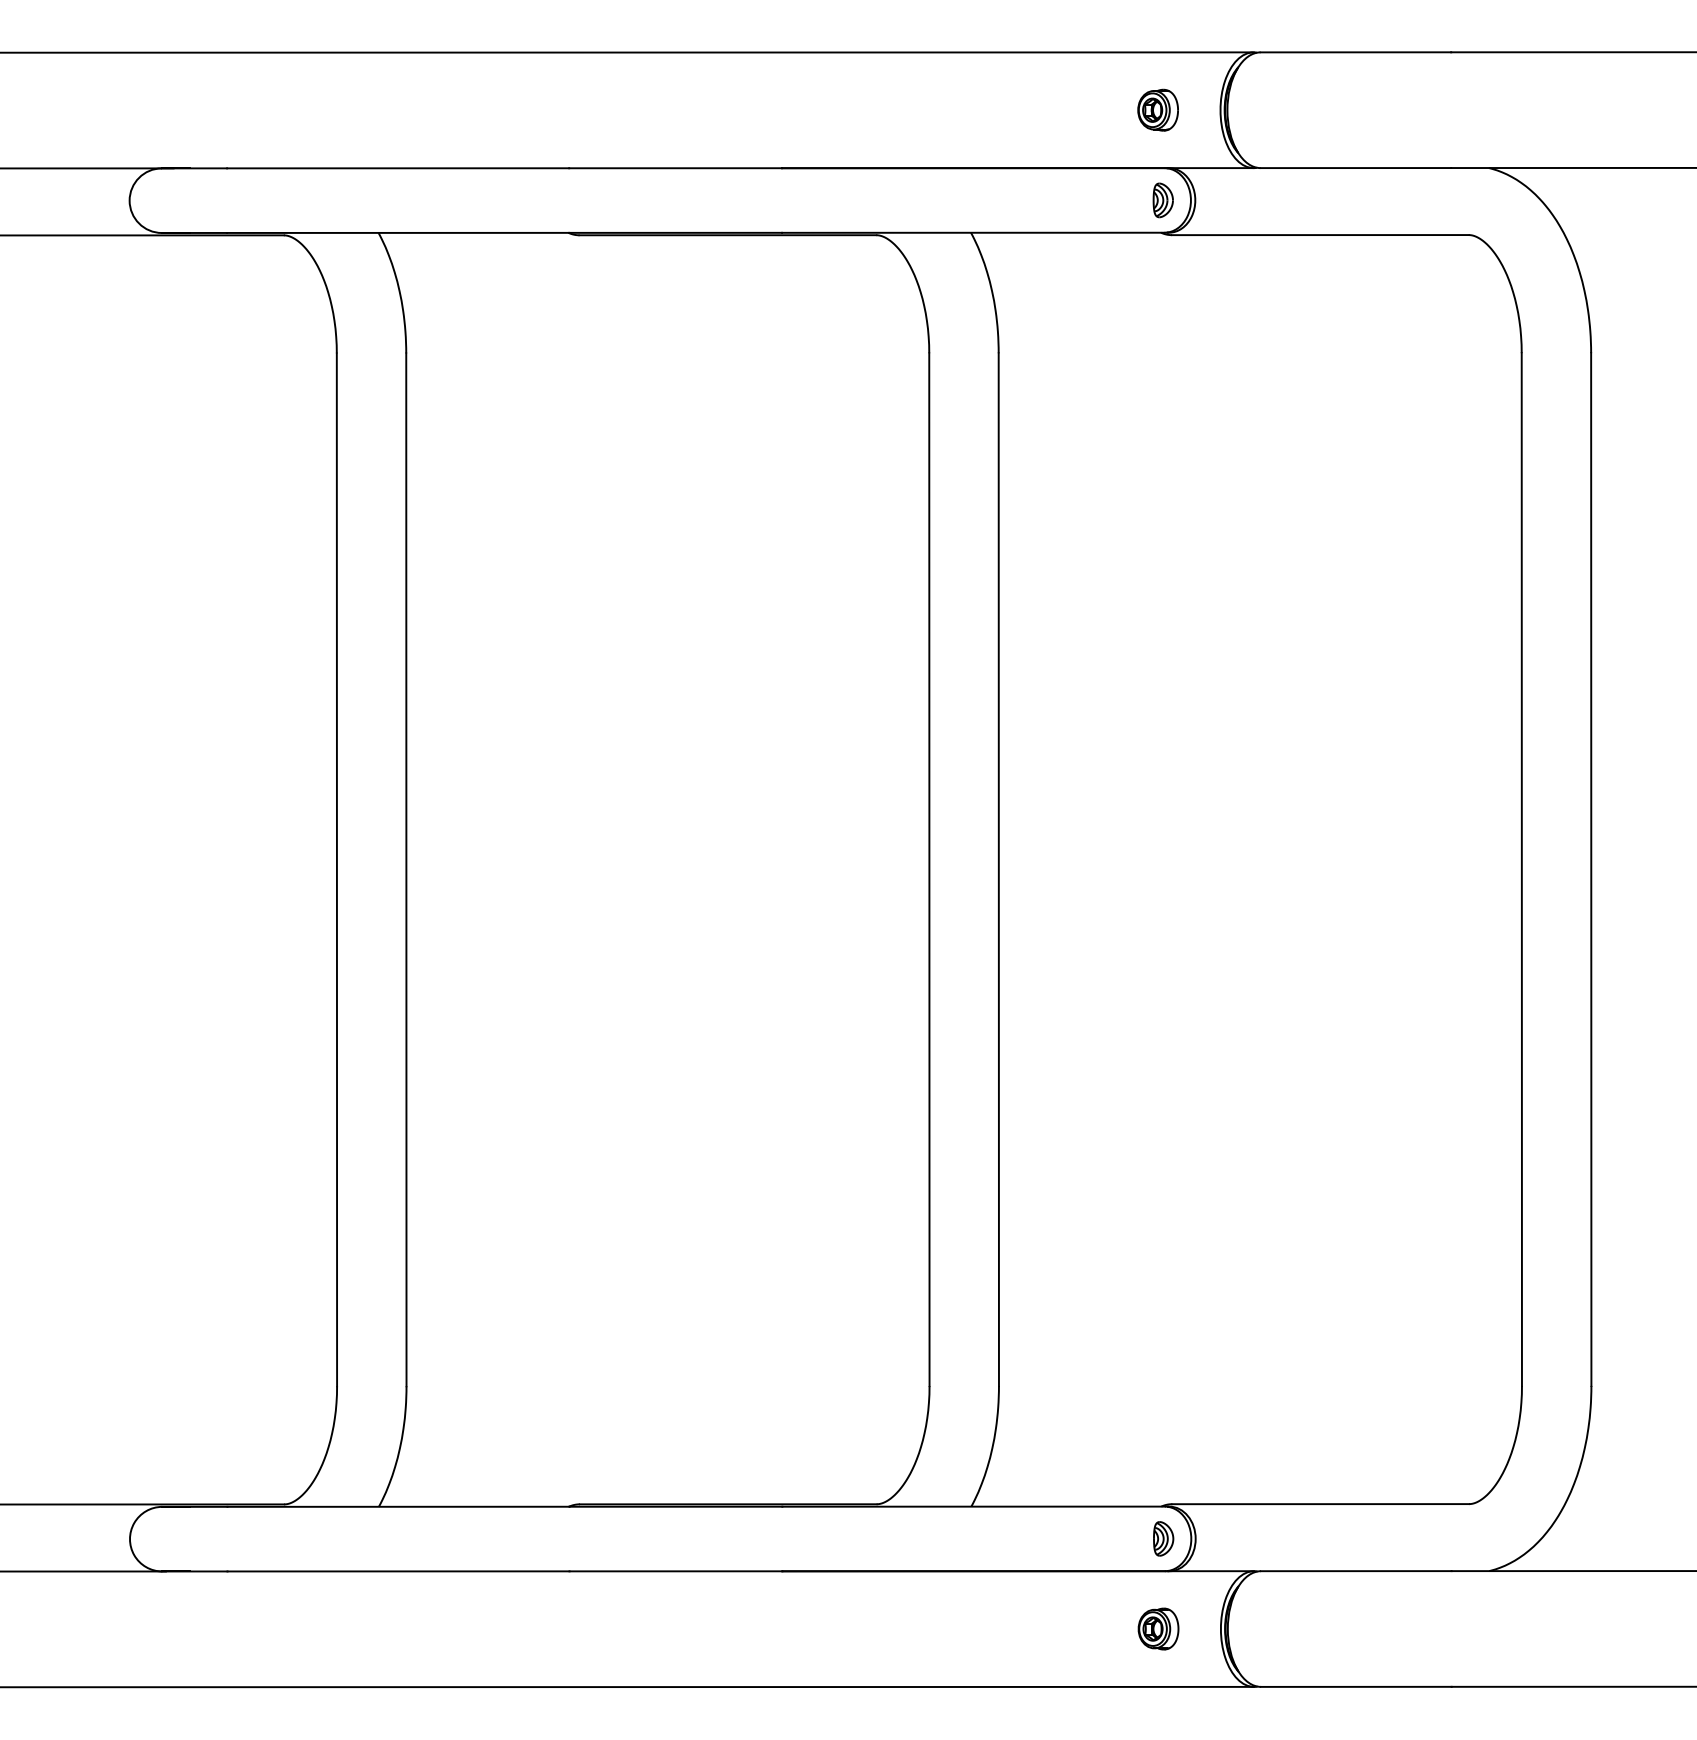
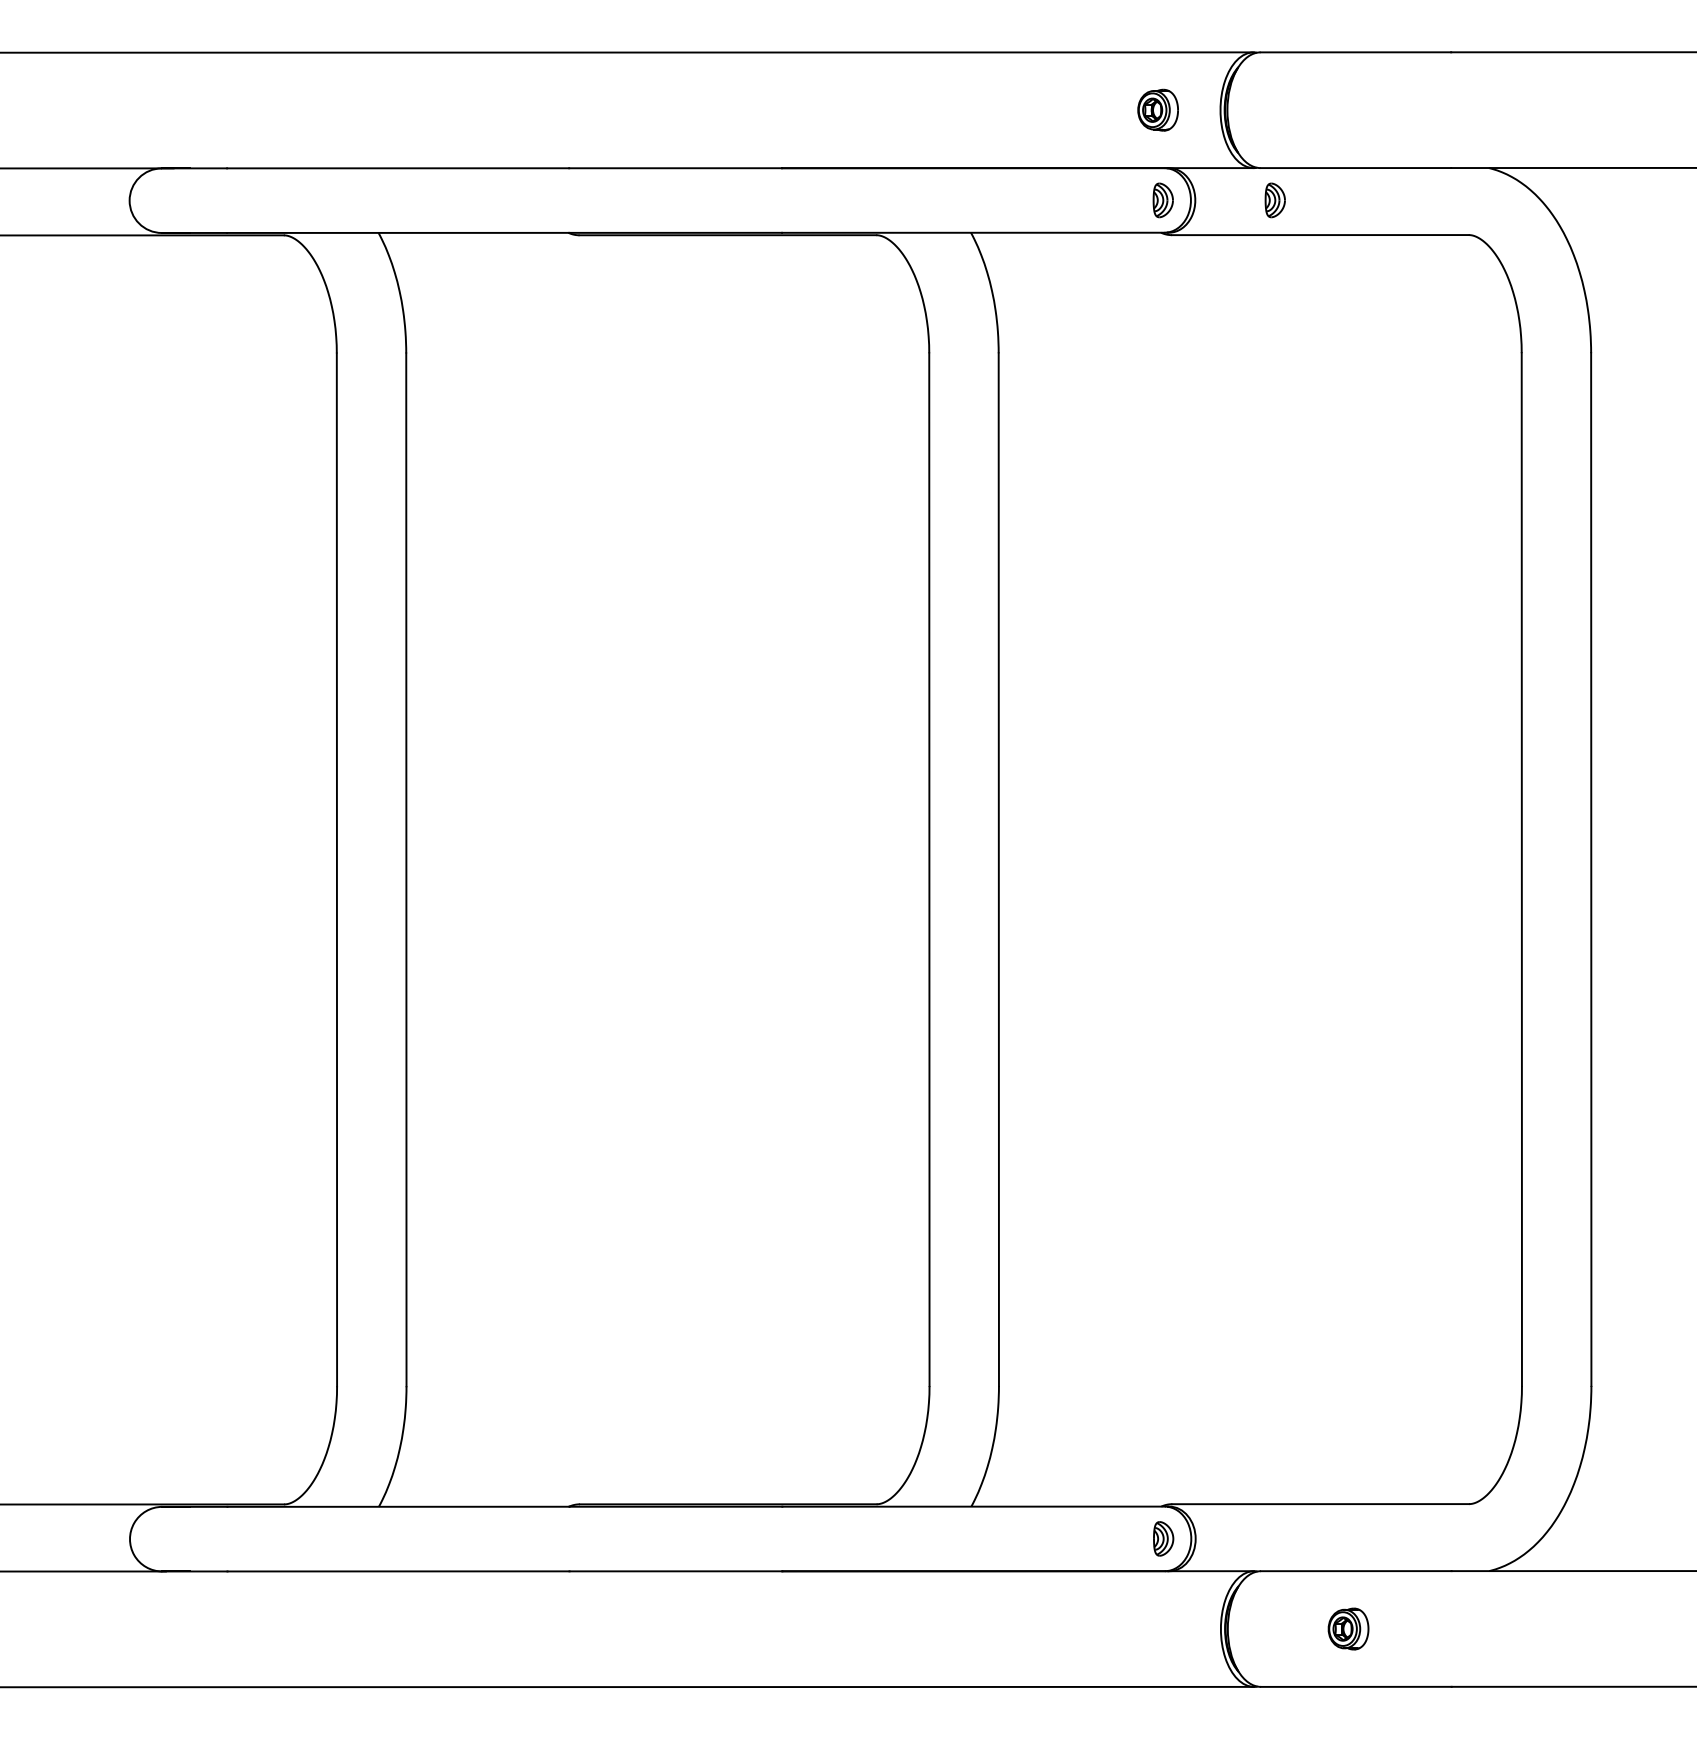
part: none -> present (1274, 200)
part position: (1158, 1628) -> (1348, 1628) (1348, 1628)
